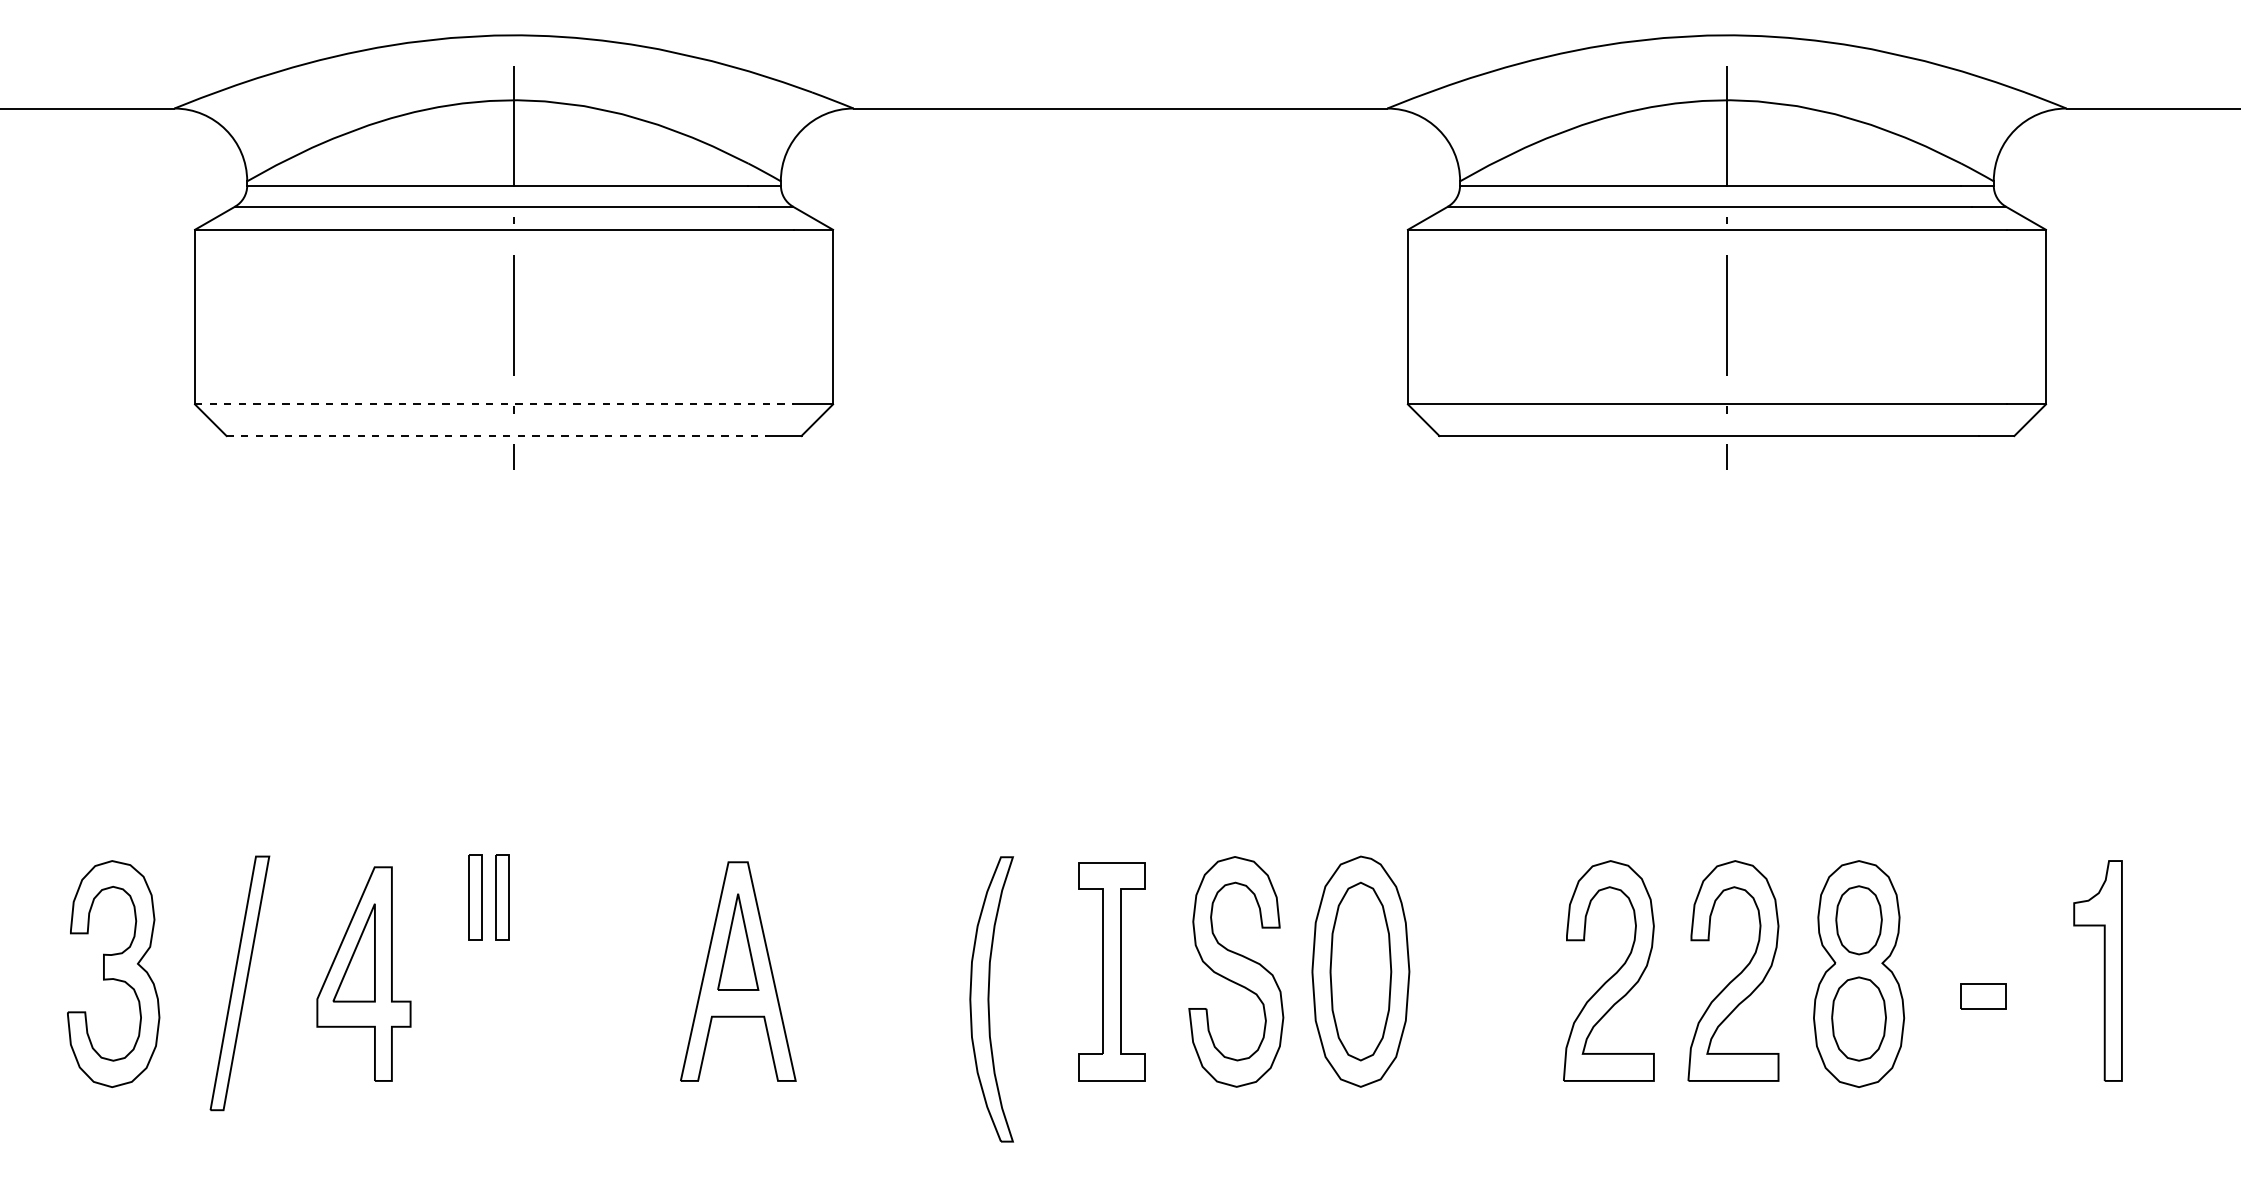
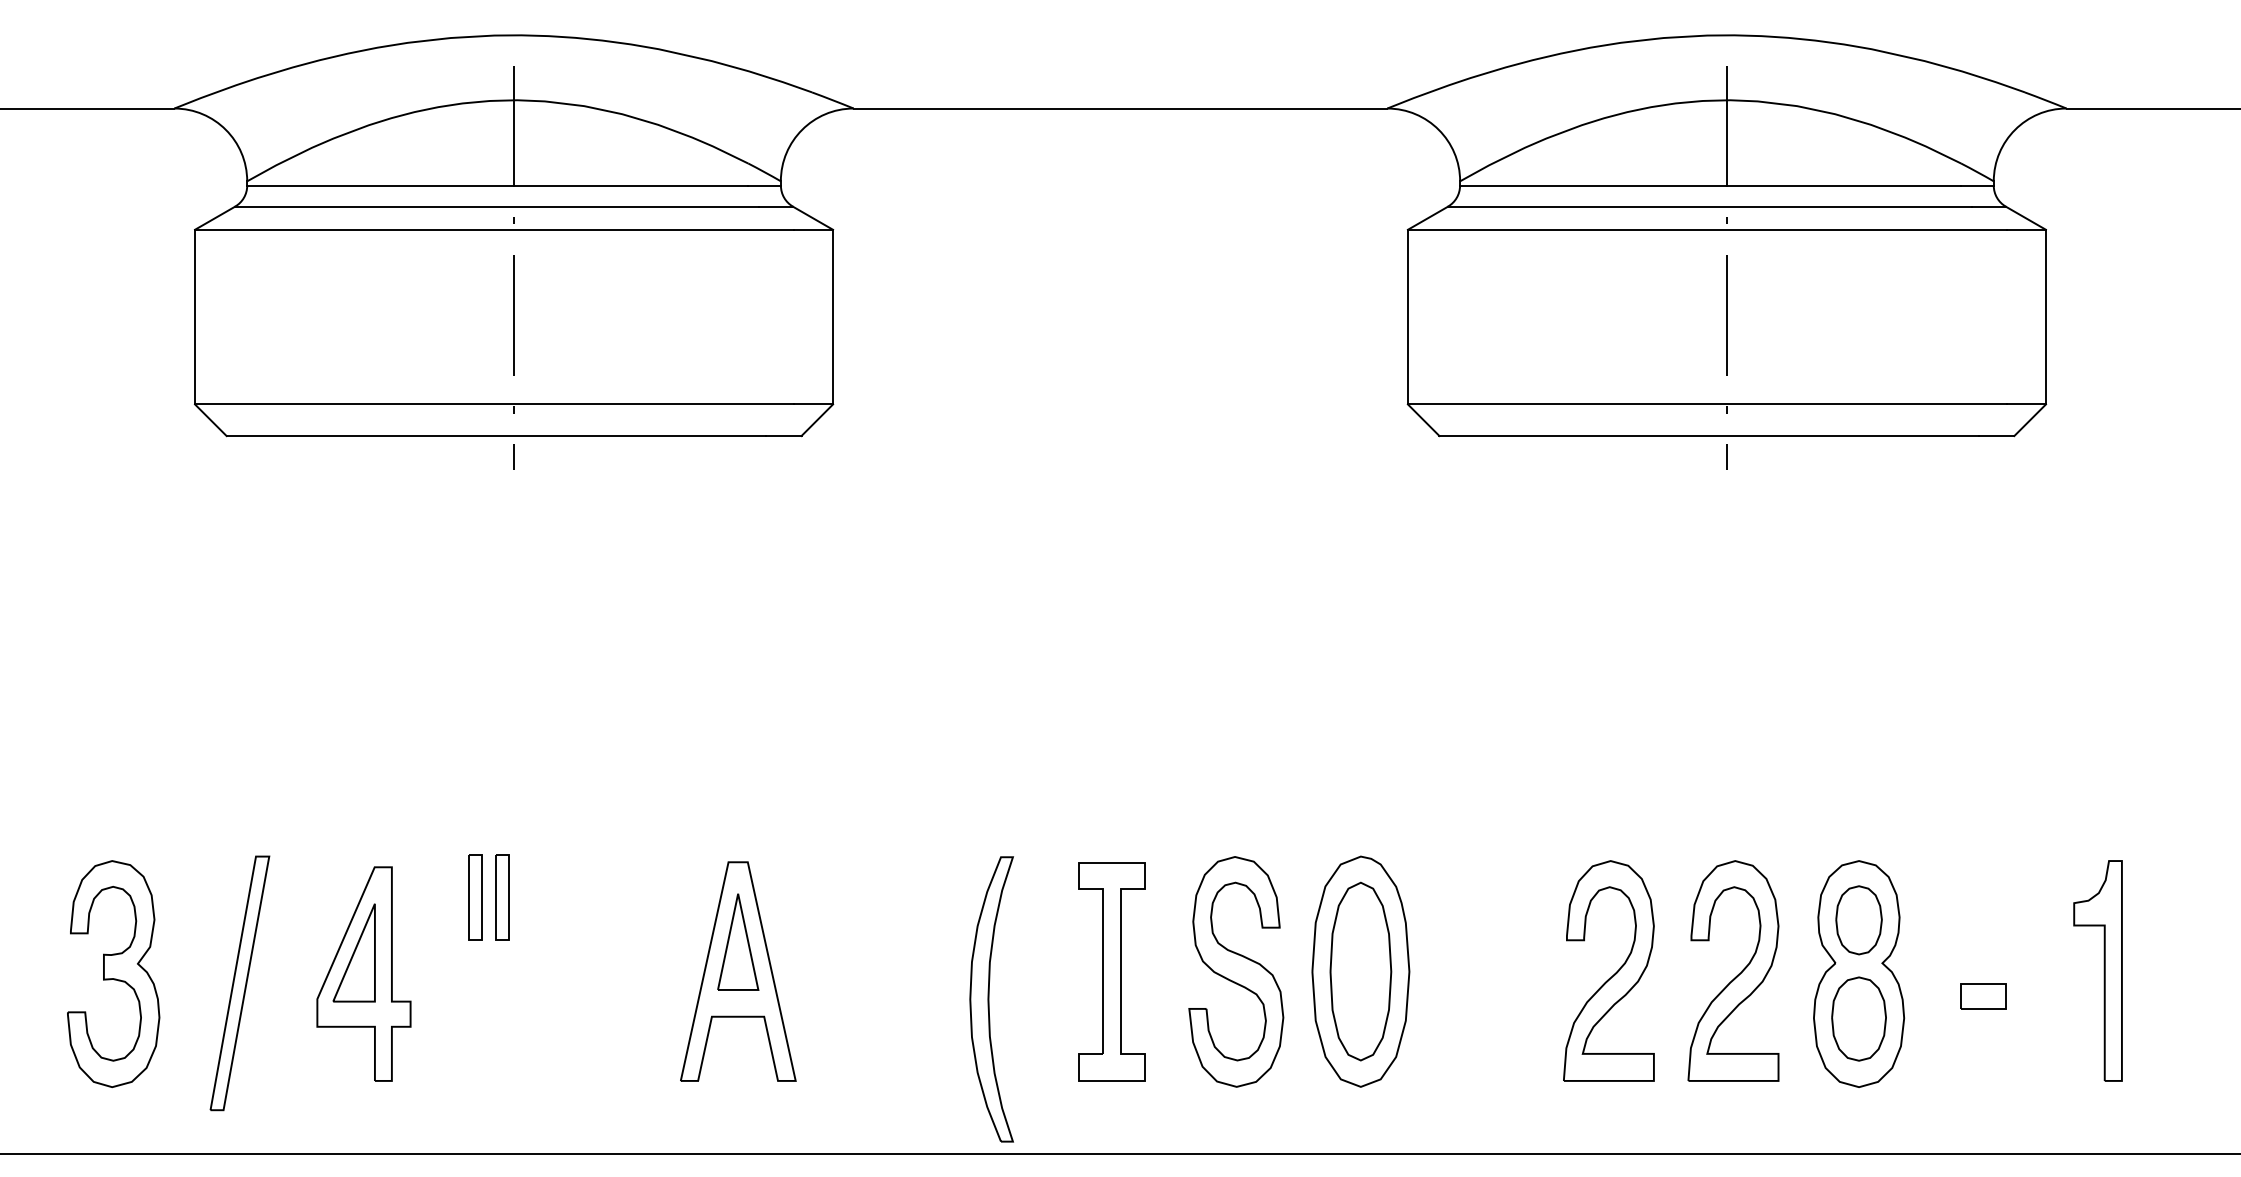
line: dashed -> solid (495, 404)
line: dashed -> solid (496, 436)
line: none -> present (1119, 1153)
